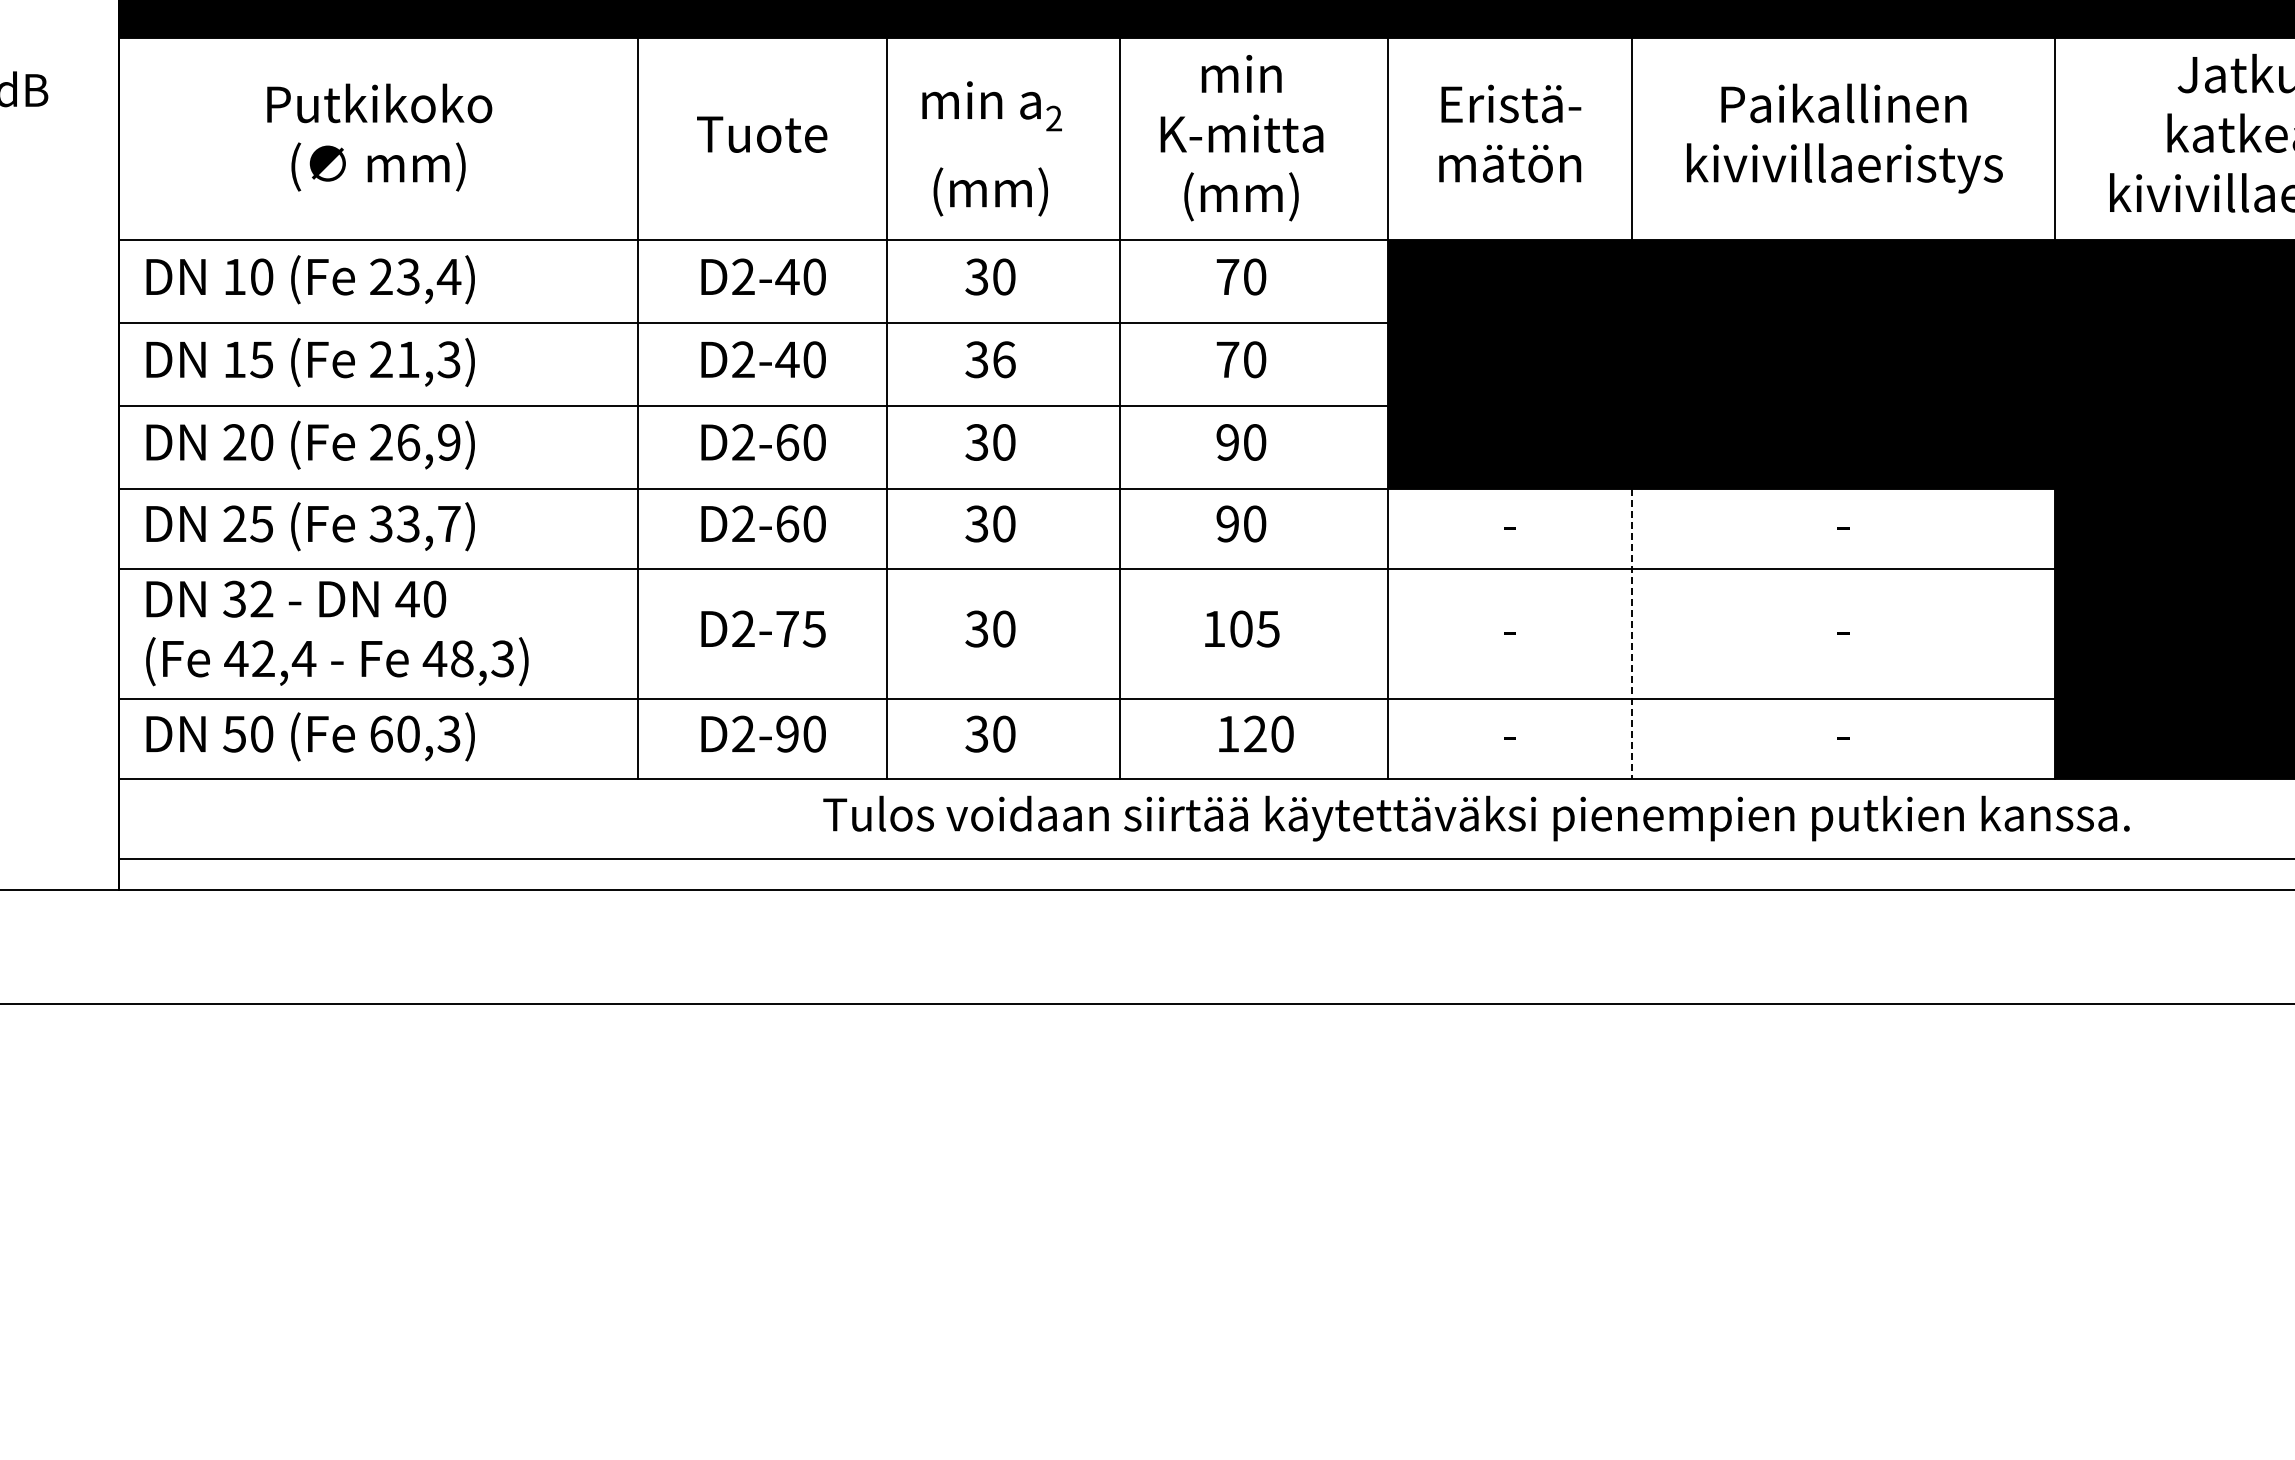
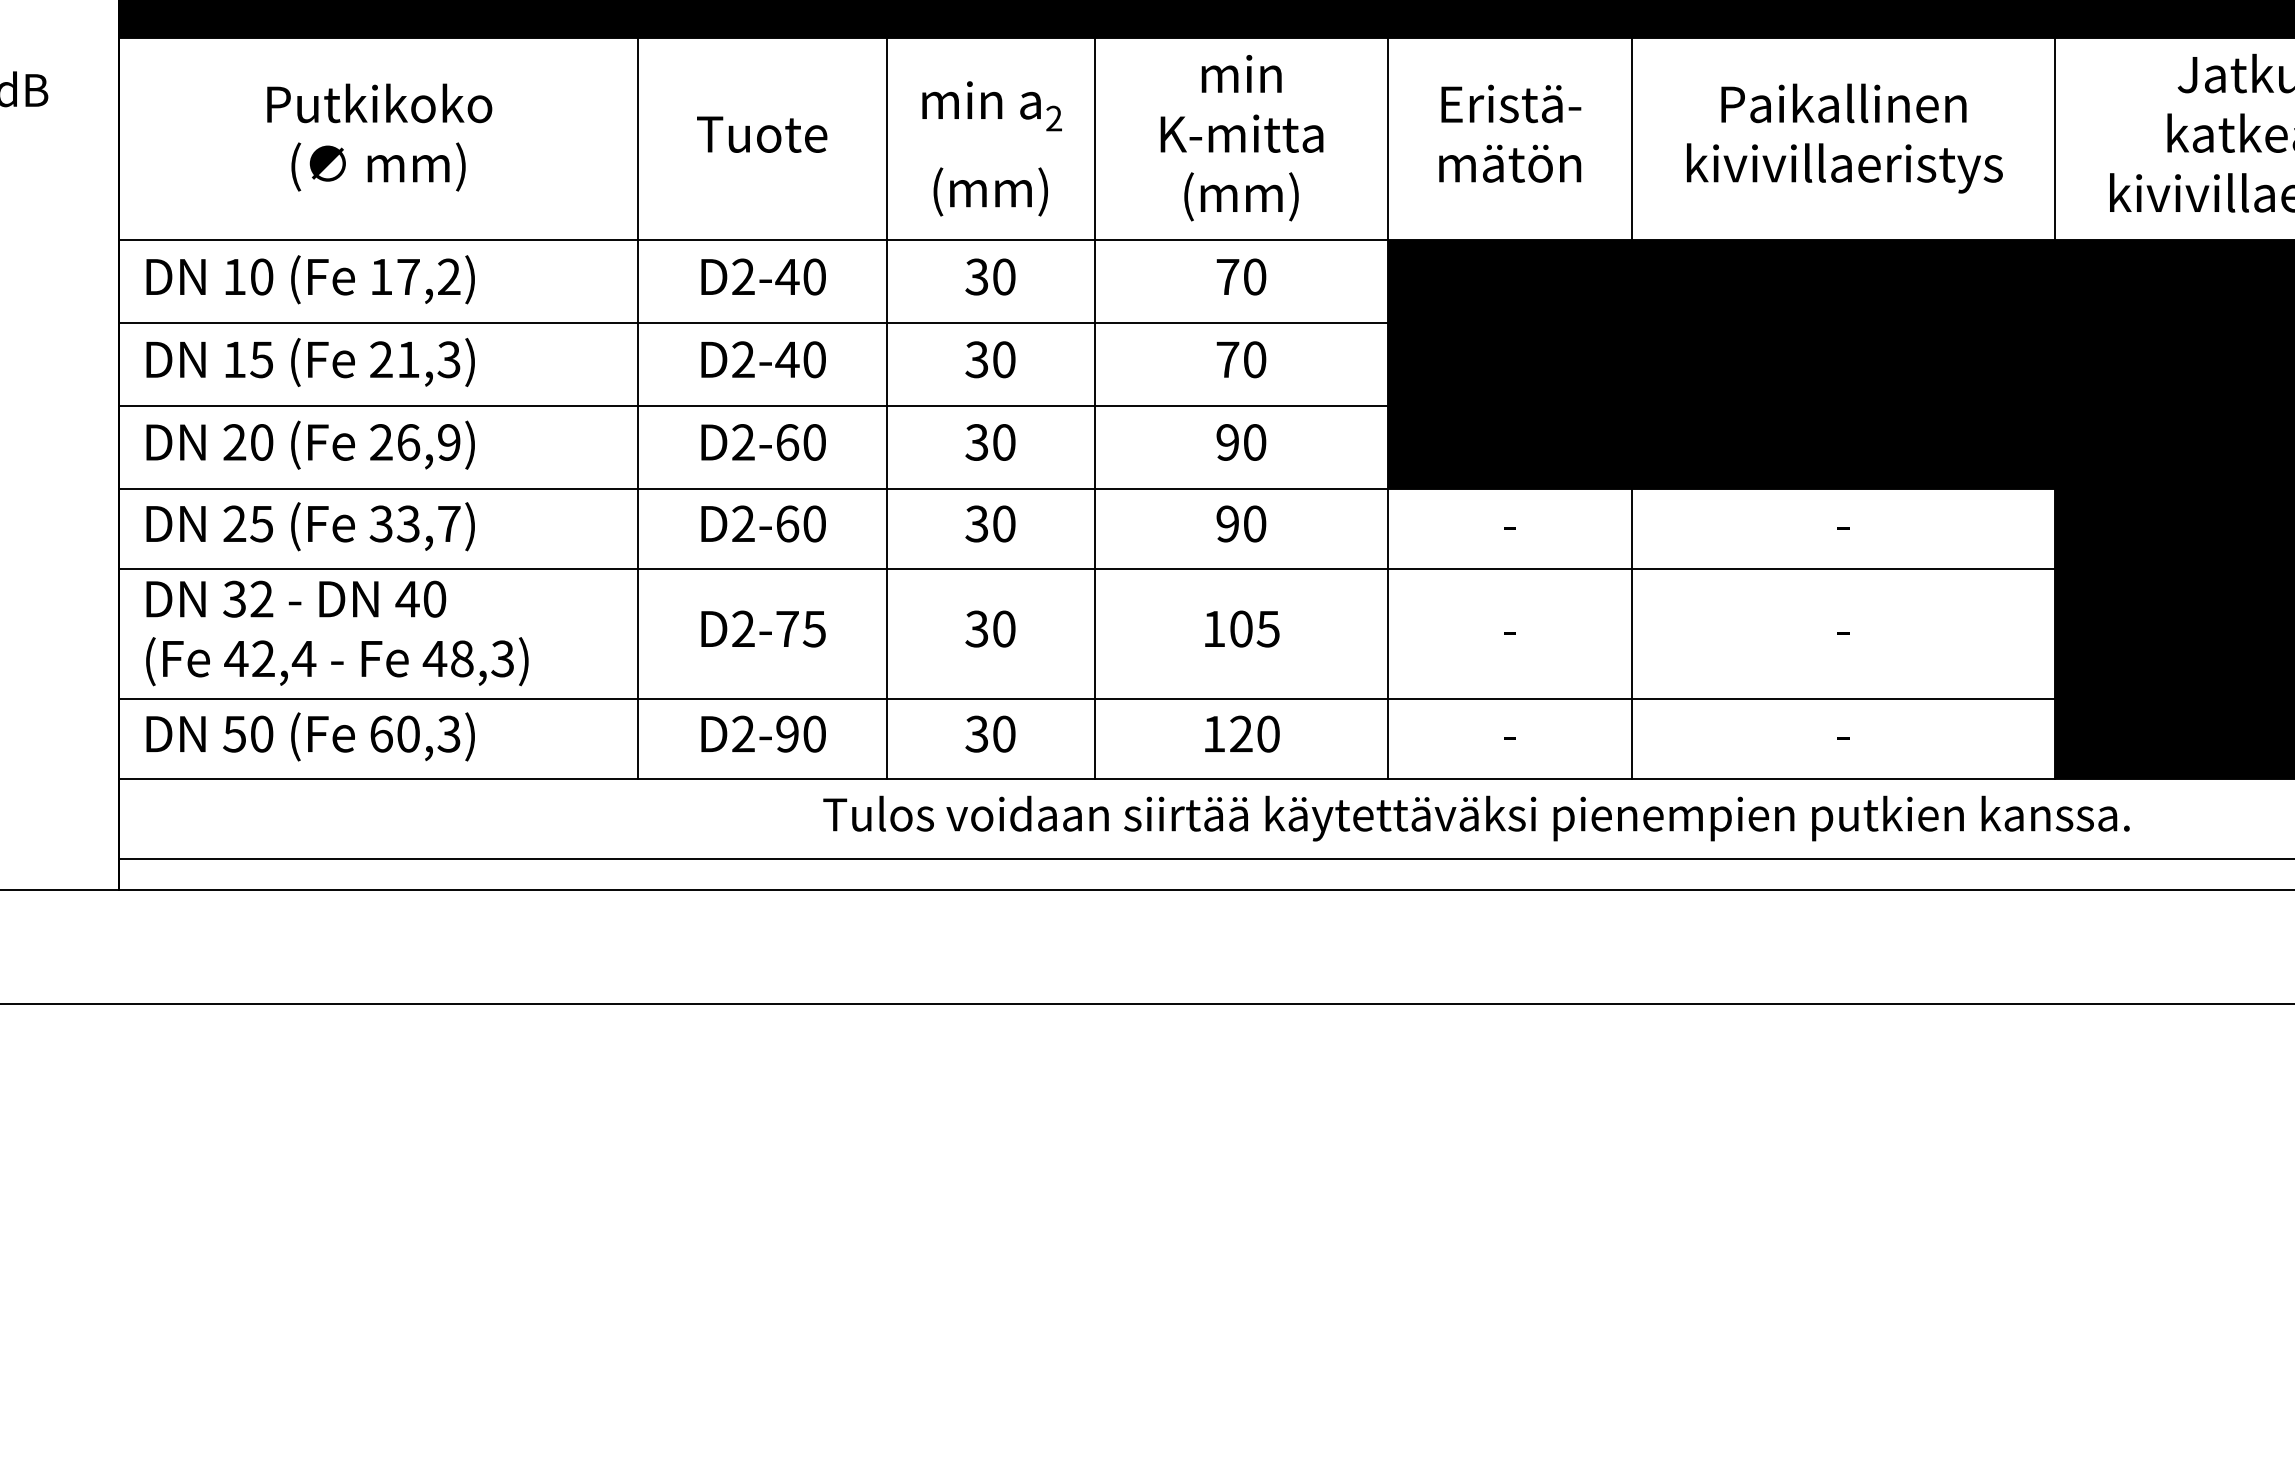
text: 23,4) -> 17,2) (415, 276)
text: 36 -> 30 (1004, 359)
line position: (1120, 407) -> (1095, 407) (1095, 407)
line: dashed -> solid (1632, 634)
text position: (1256, 733) -> (1242, 733) (1242, 733)
